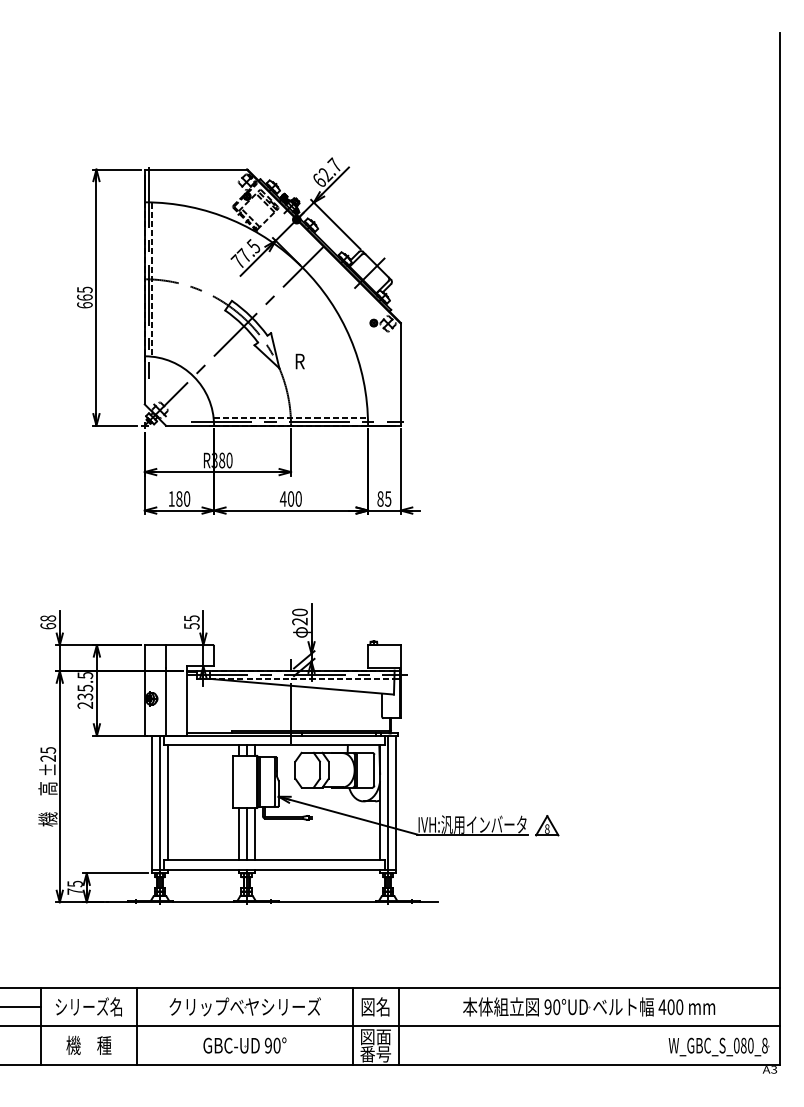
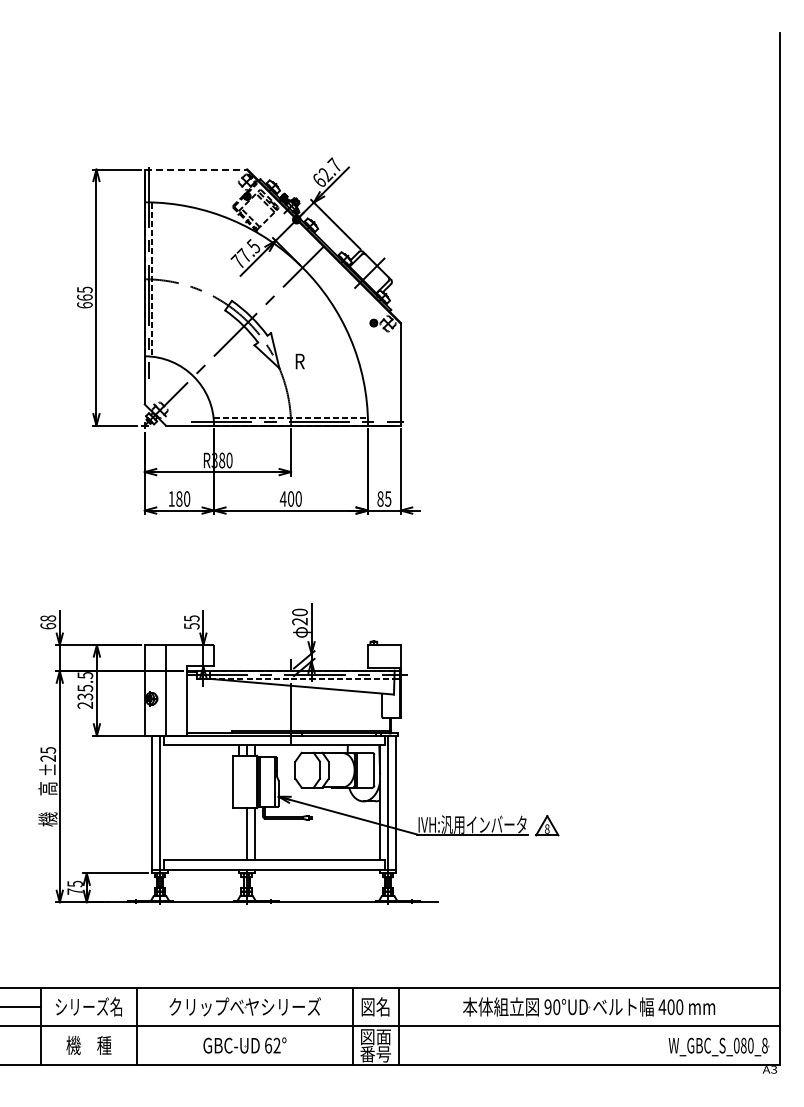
line: solid -> dashed (196, 169)
line: present -> none (168, 802)
line: present -> none (238, 834)
text: 90° -> 62° (272, 1045)
